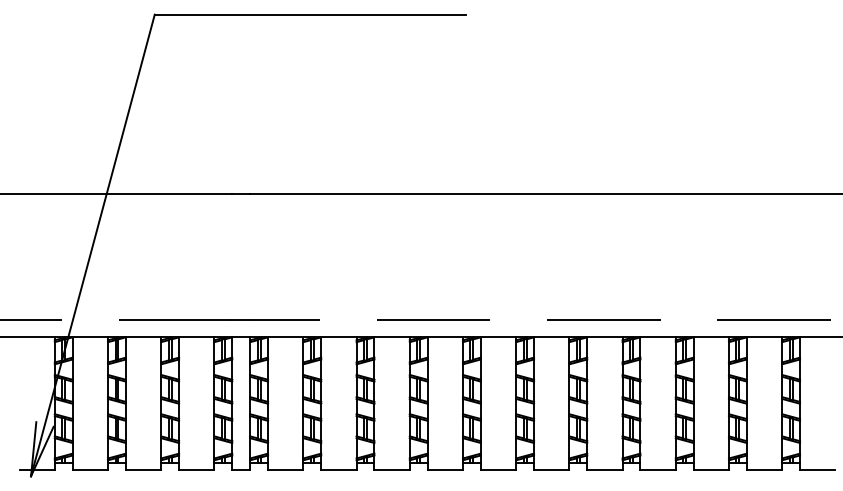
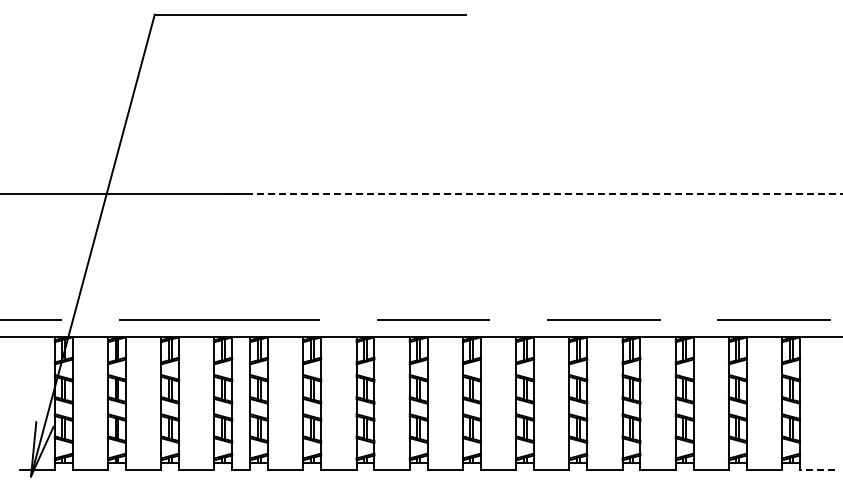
line: solid -> dashed (546, 194)
line: solid -> dashed (817, 469)
